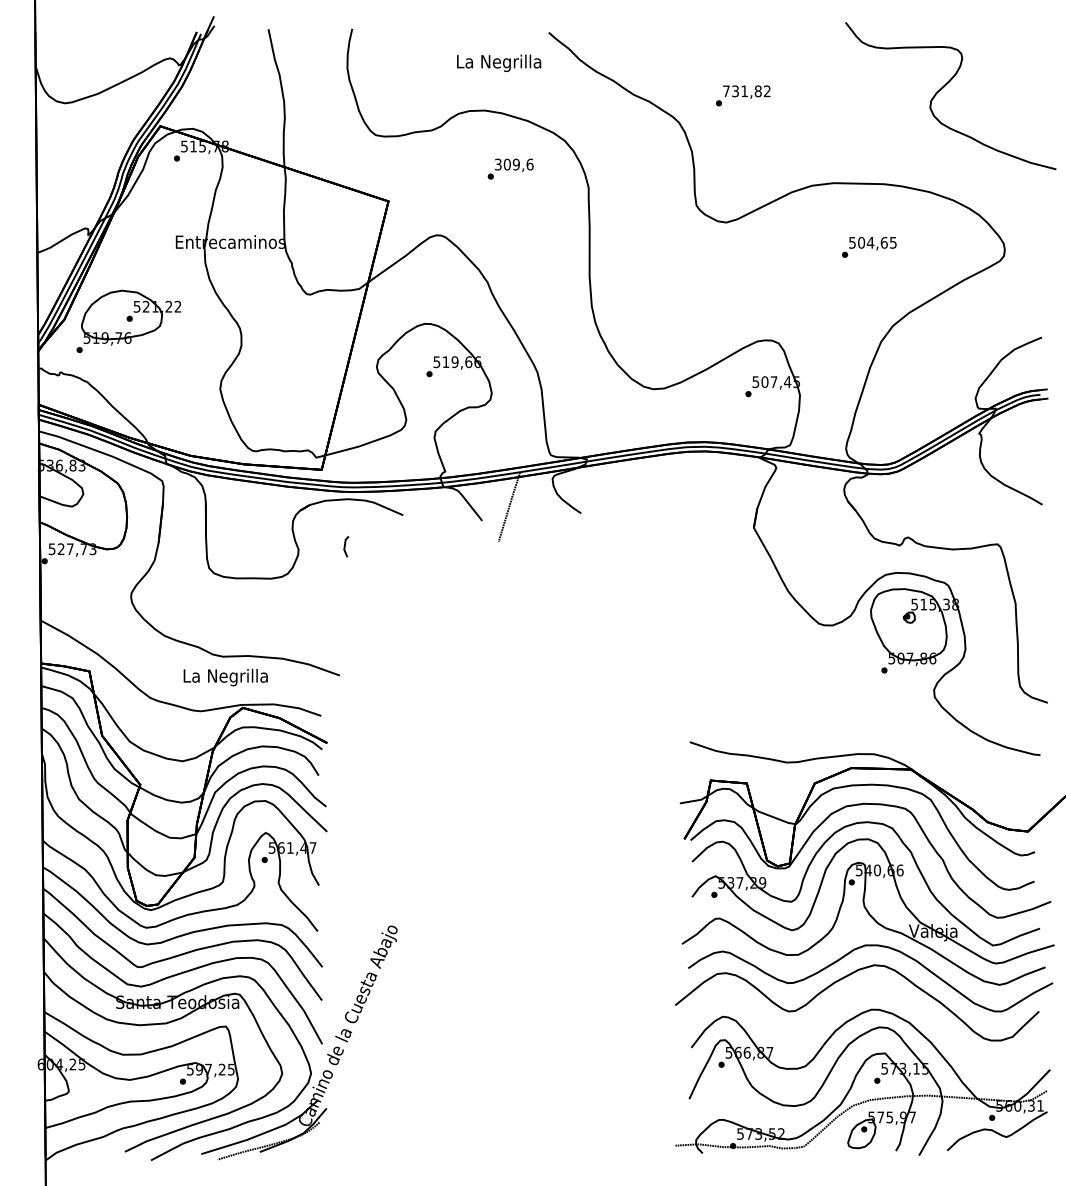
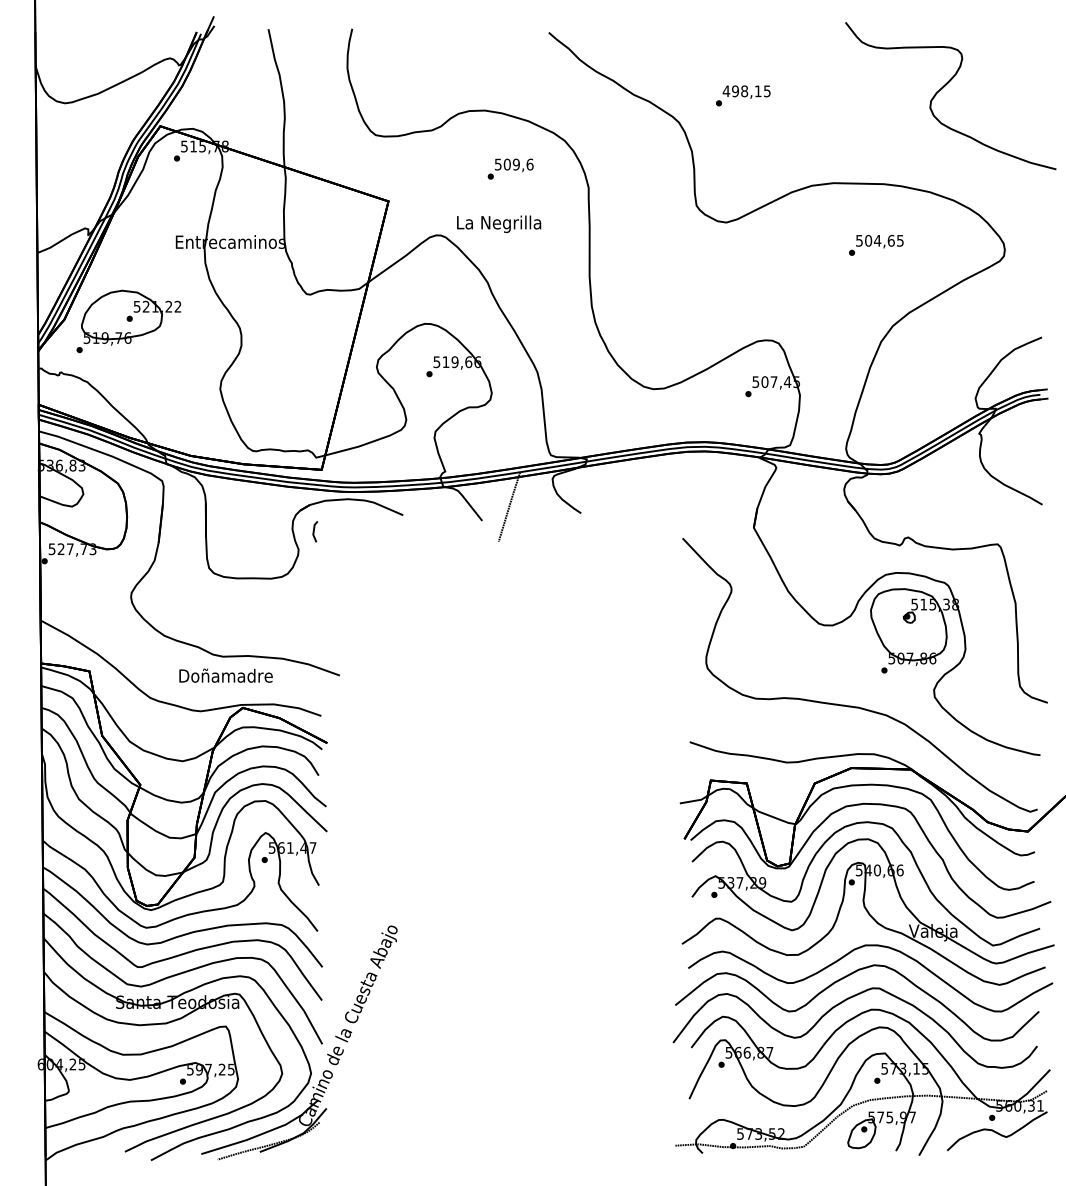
text position: (499, 62) -> (499, 223) (499, 223)
text: 731,82 -> 498,15 (746, 91)
text: 309,6 -> 509,6 (498, 163)
text position: (869, 247) -> (876, 245) (876, 245)
line position: (345, 546) -> (314, 531) (314, 531)
text: La Negrilla -> Doñamadre (225, 677)
part: none -> present (858, 706)
part: none -> present (840, 1004)
